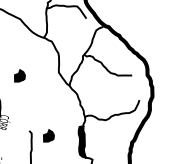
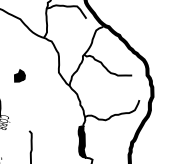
part: present -> none (48, 135)
